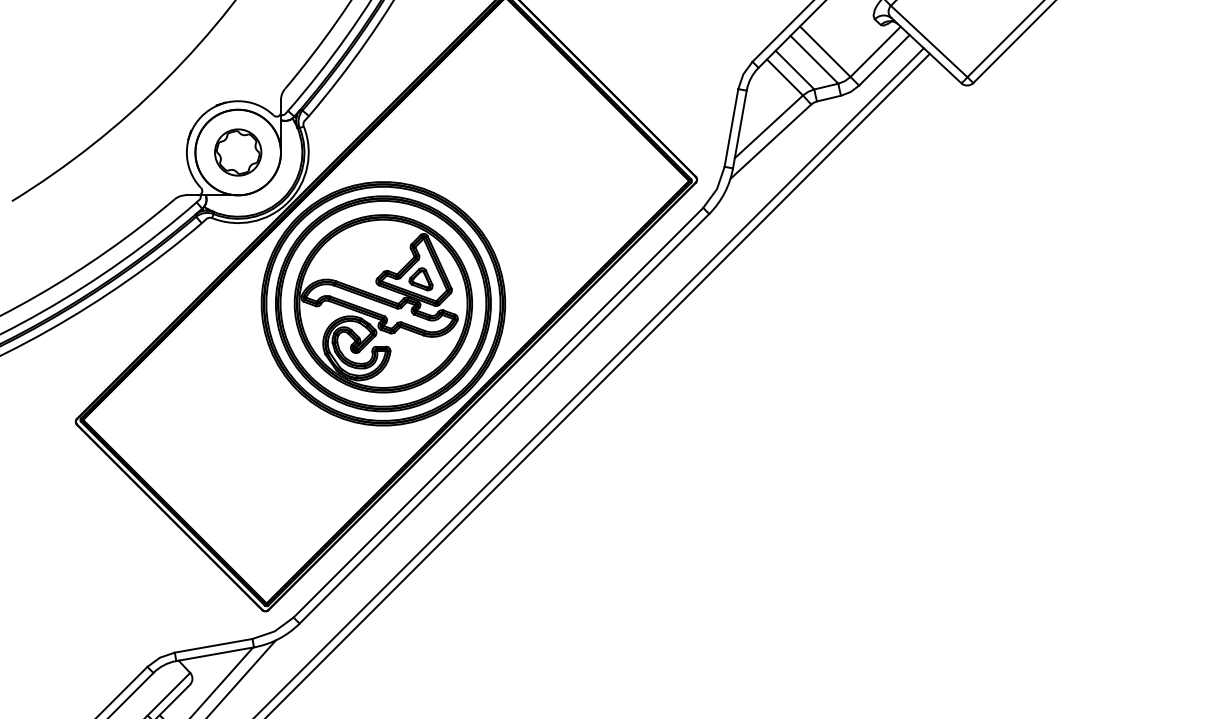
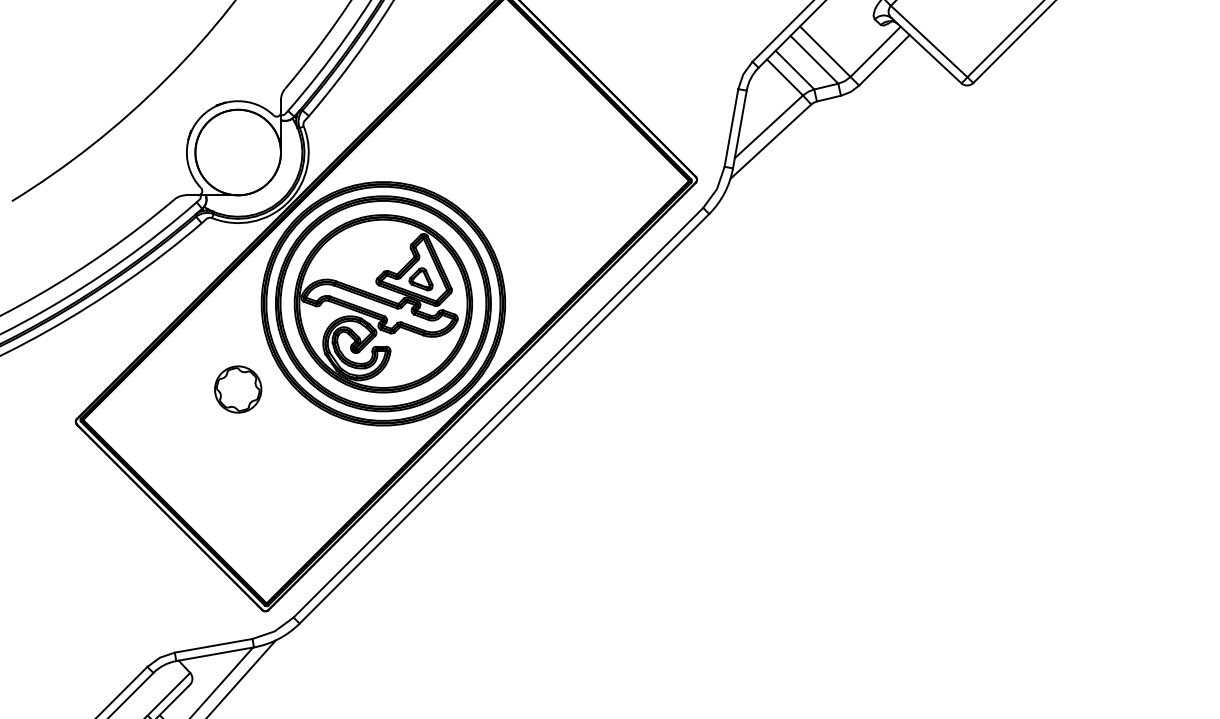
part position: (238, 152) -> (238, 389) (238, 389)
line: present -> none (589, 381)
line: present -> none (598, 384)
